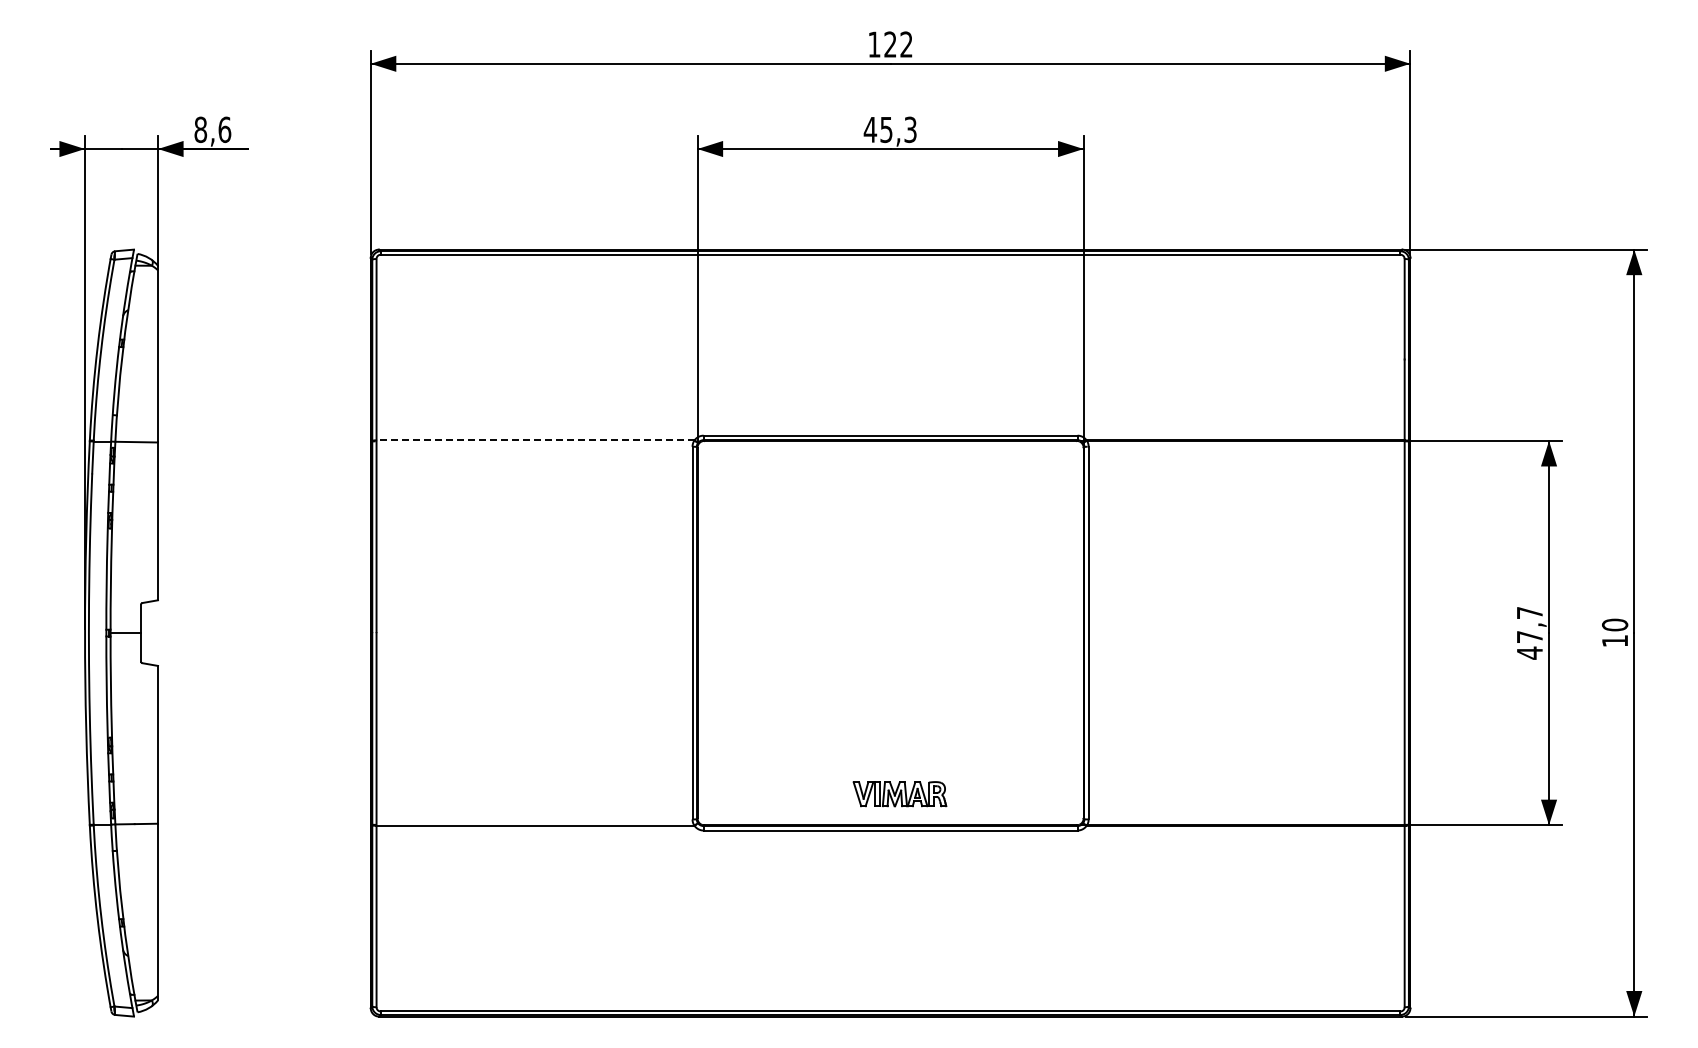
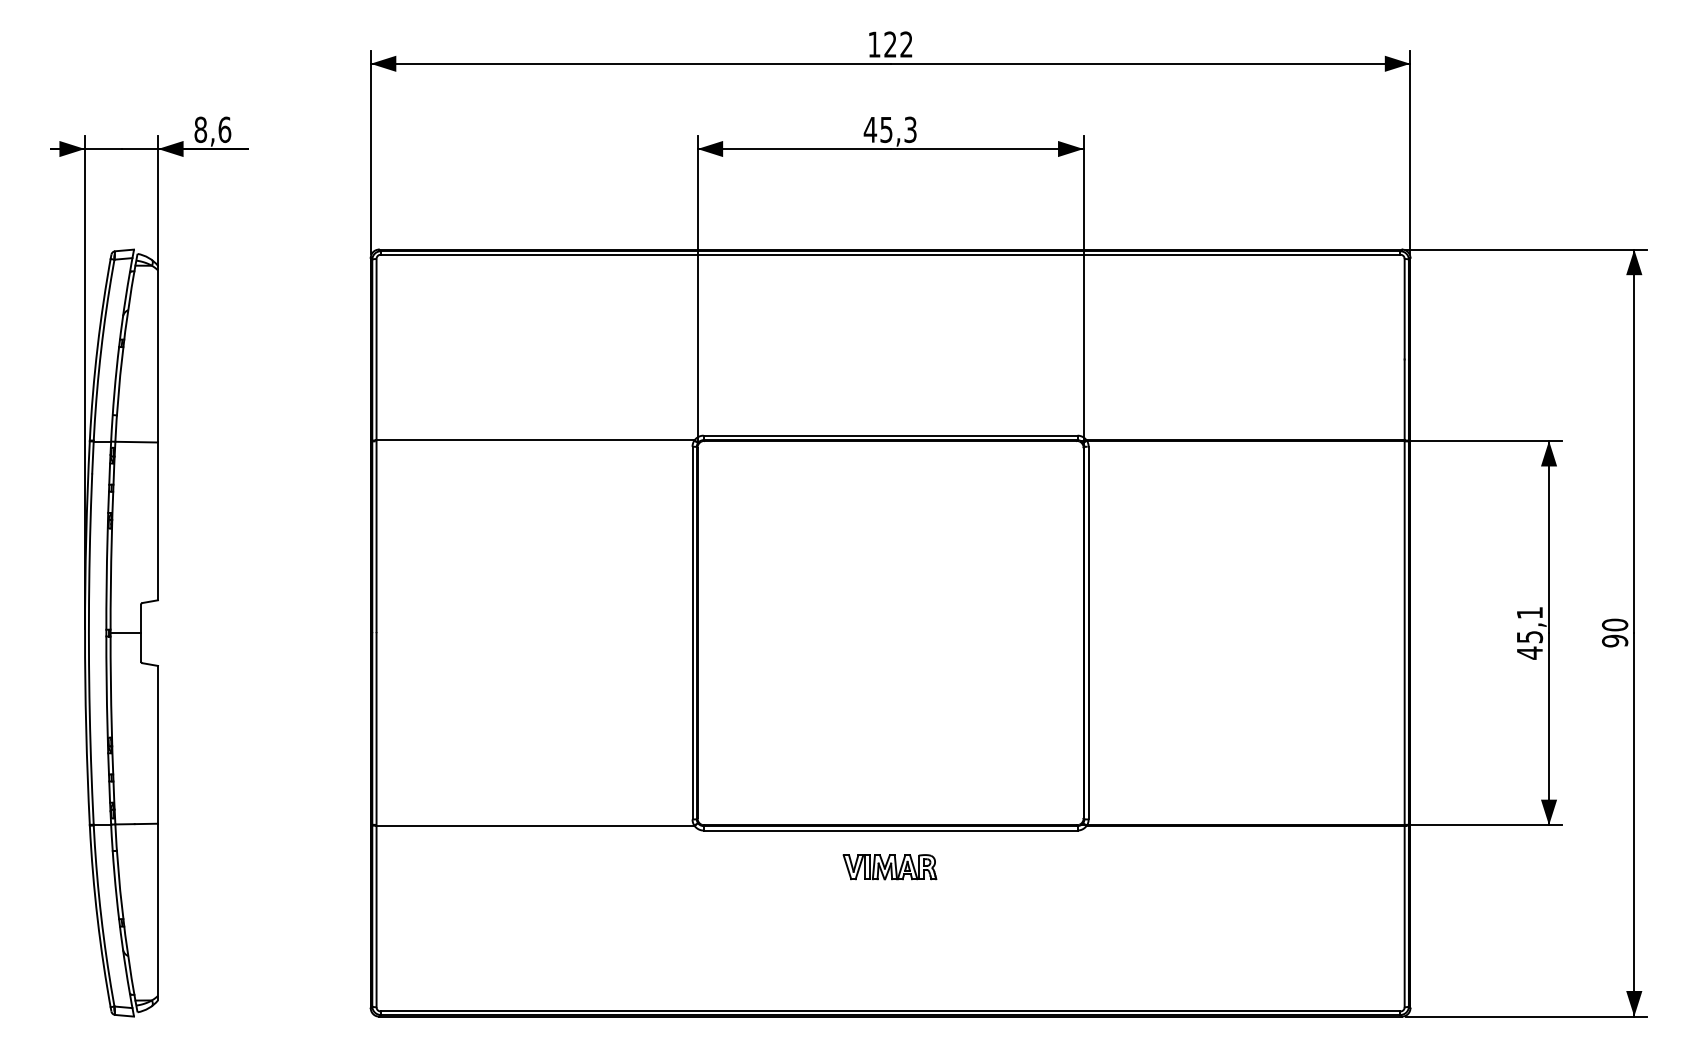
line: dashed -> solid (534, 440)
text: 47,7 -> 45,1 (1530, 625)
text: 10 -> 90 (1614, 640)
part position: (899, 794) -> (889, 867) (889, 867)
